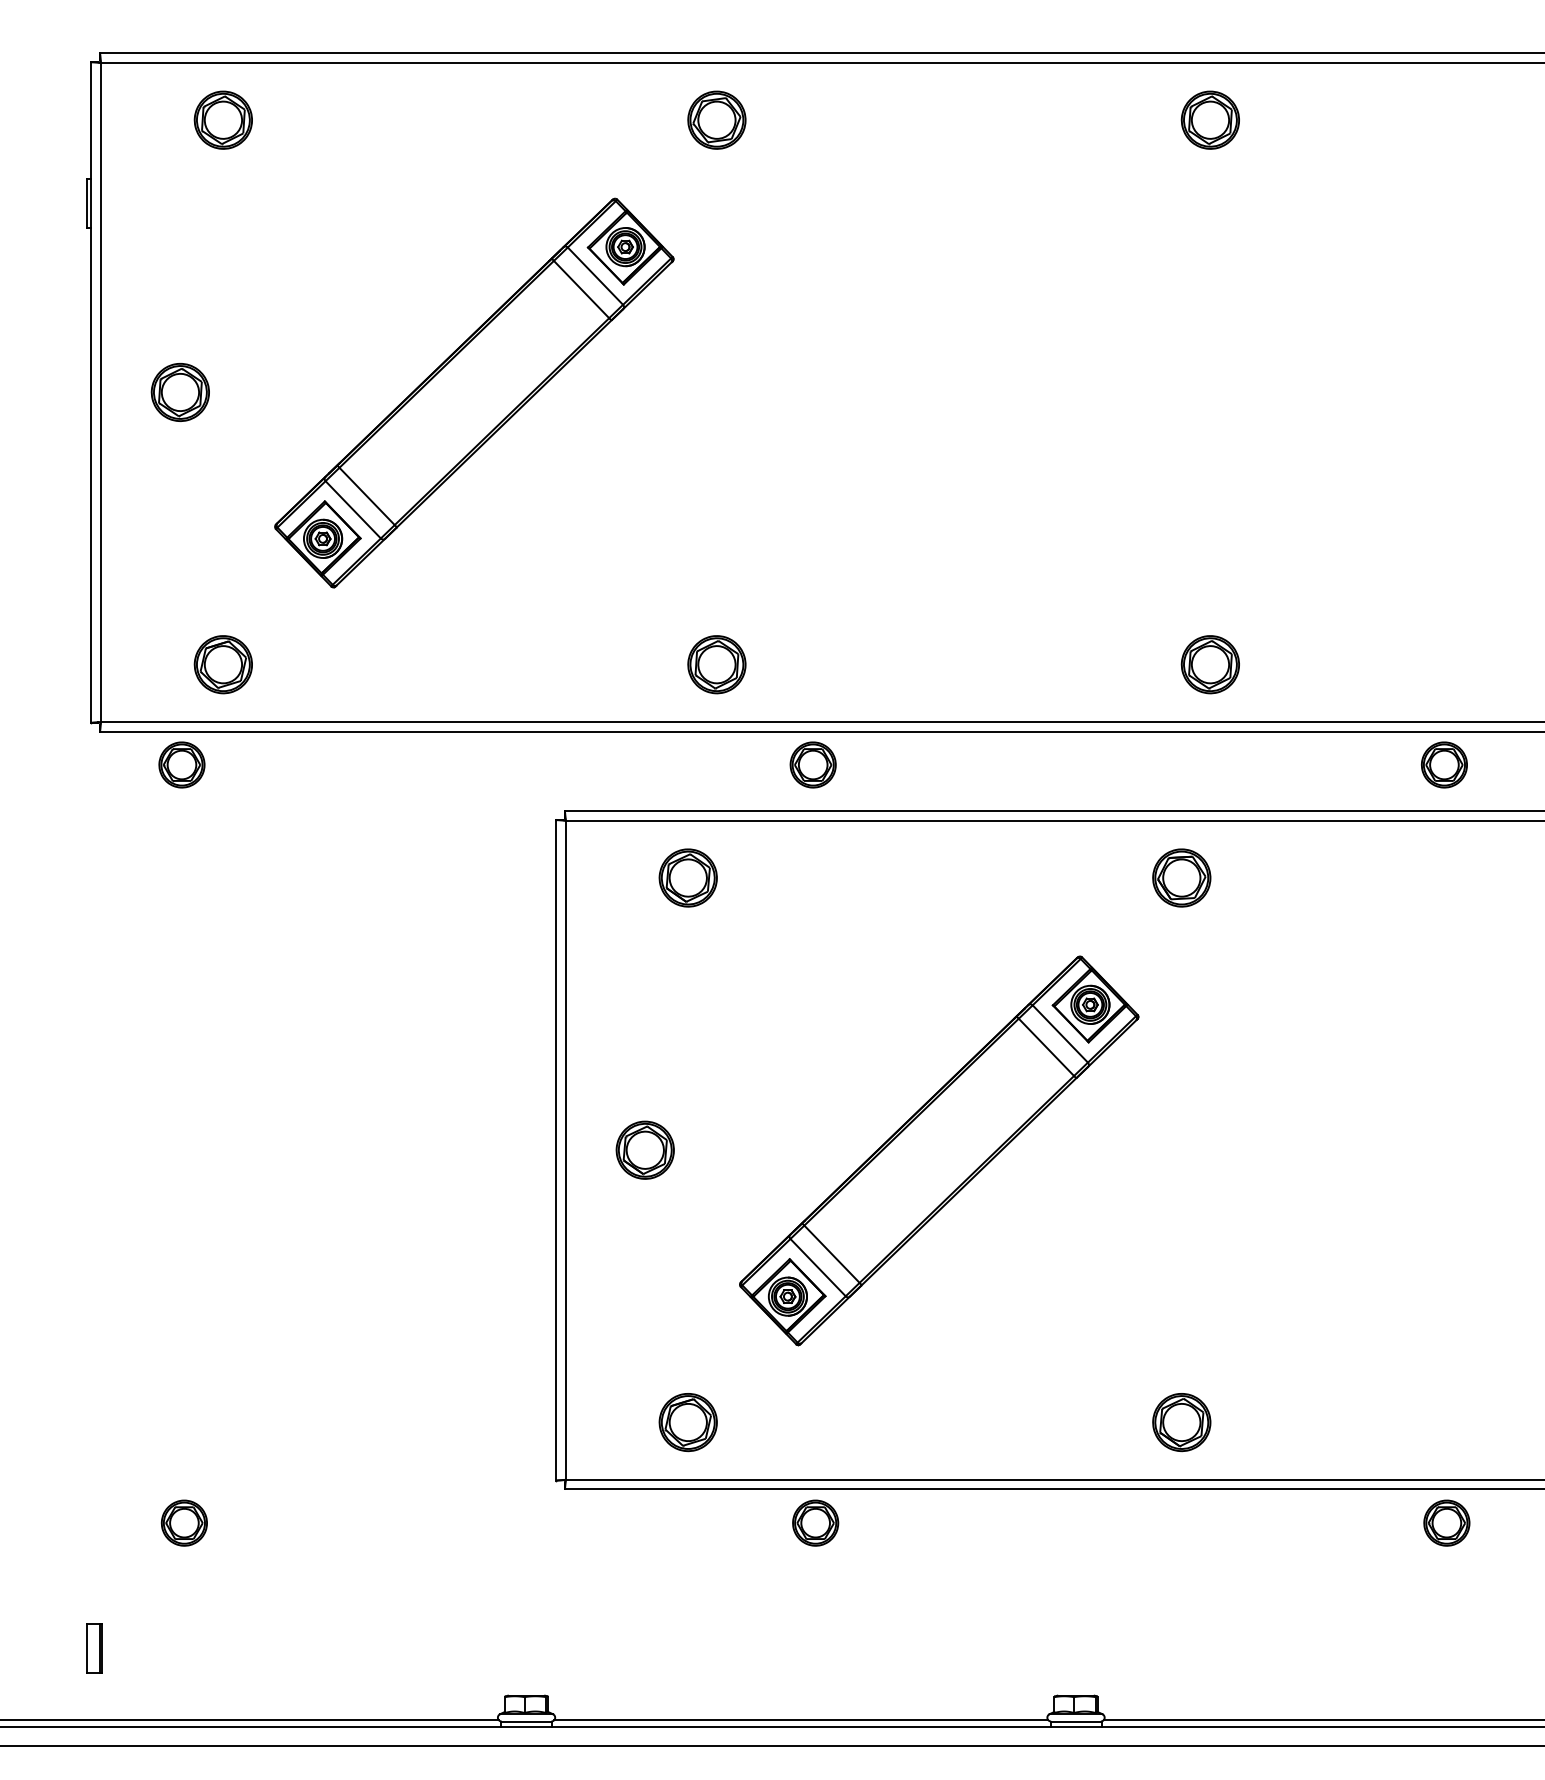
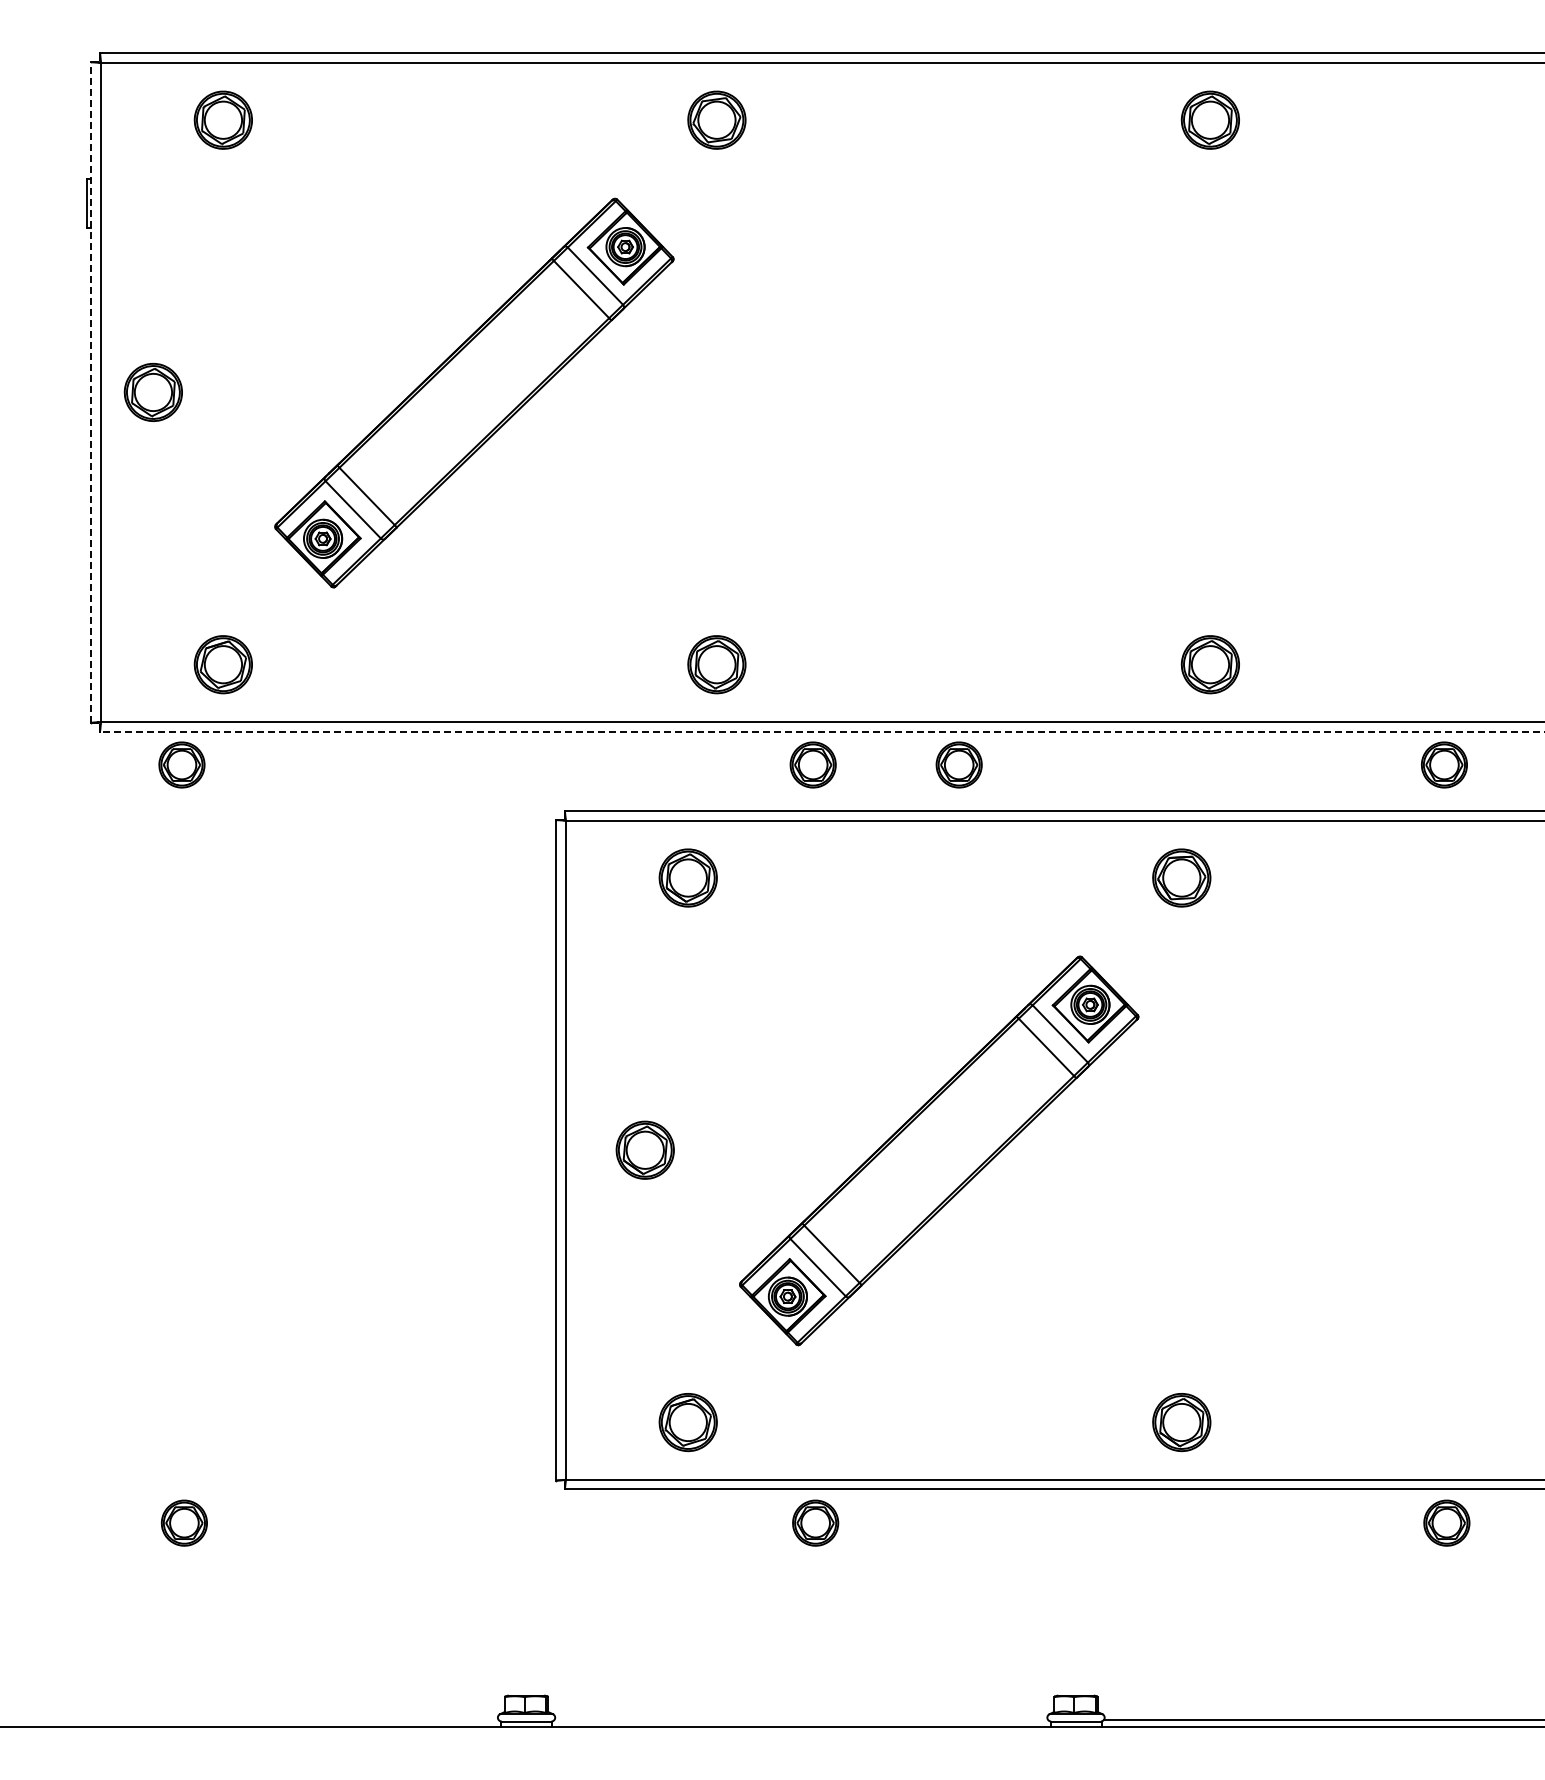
line: solid -> dashed (91, 391)
part position: (179, 392) -> (152, 392) (152, 392)
line: solid -> dashed (821, 731)
part: none -> present (958, 764)
part: present -> none (94, 1648)
line: present -> none (250, 1720)
line: present -> none (801, 1720)
line: present -> none (771, 1745)
